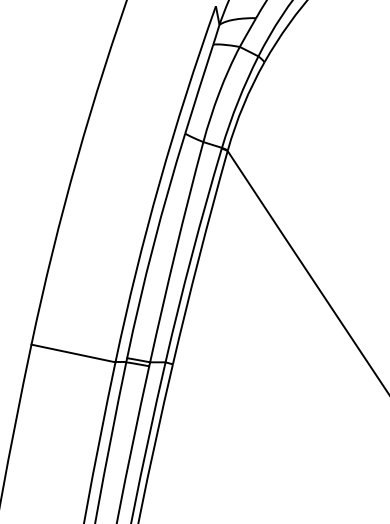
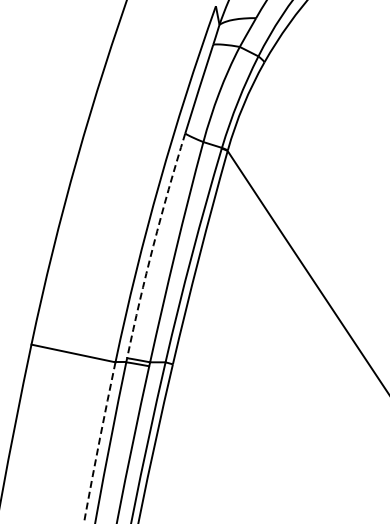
arc: solid -> dashed (153, 245)
arc: solid -> dashed (99, 442)
